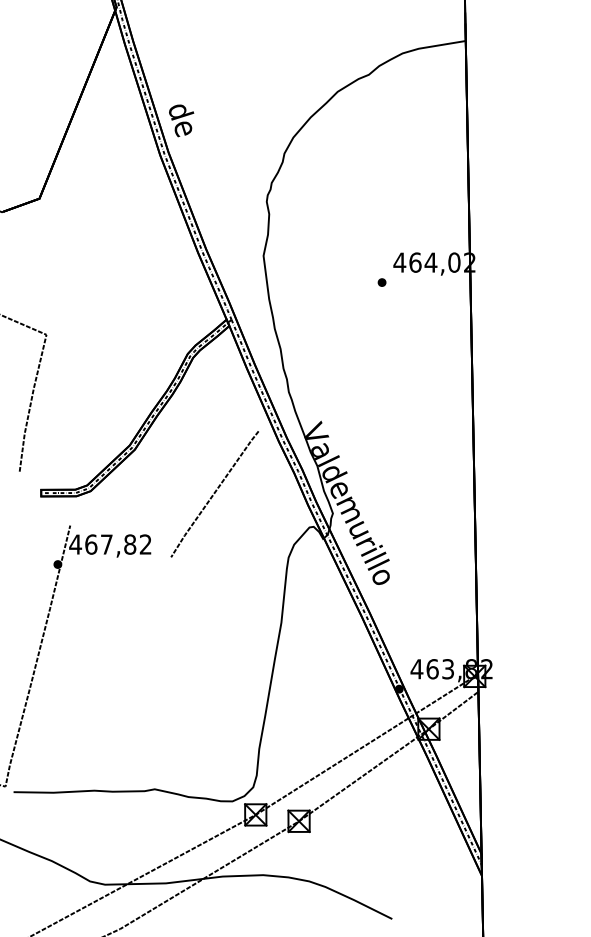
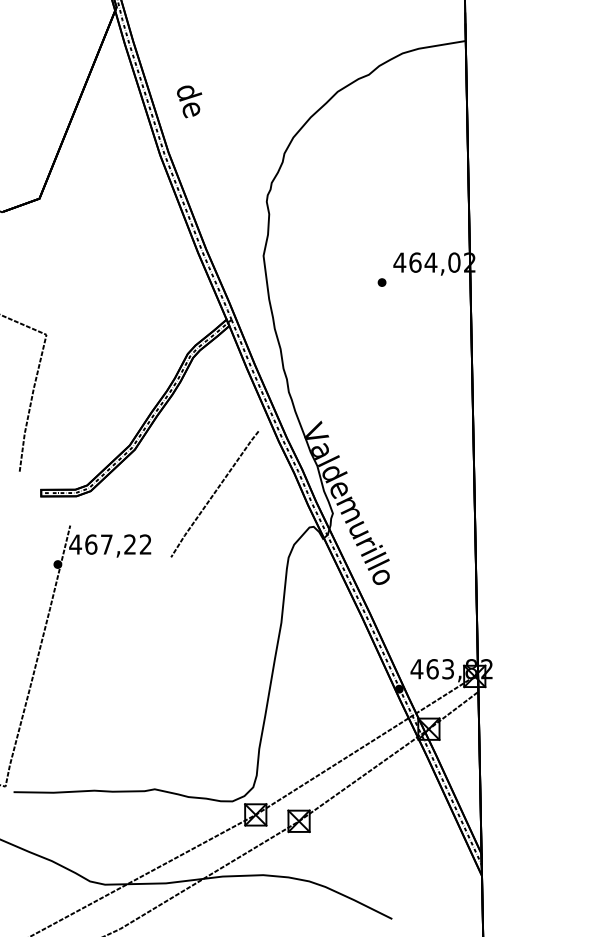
text position: (181, 120) -> (189, 101) (189, 101)
text: 467,82 -> 467,22 (130, 544)
